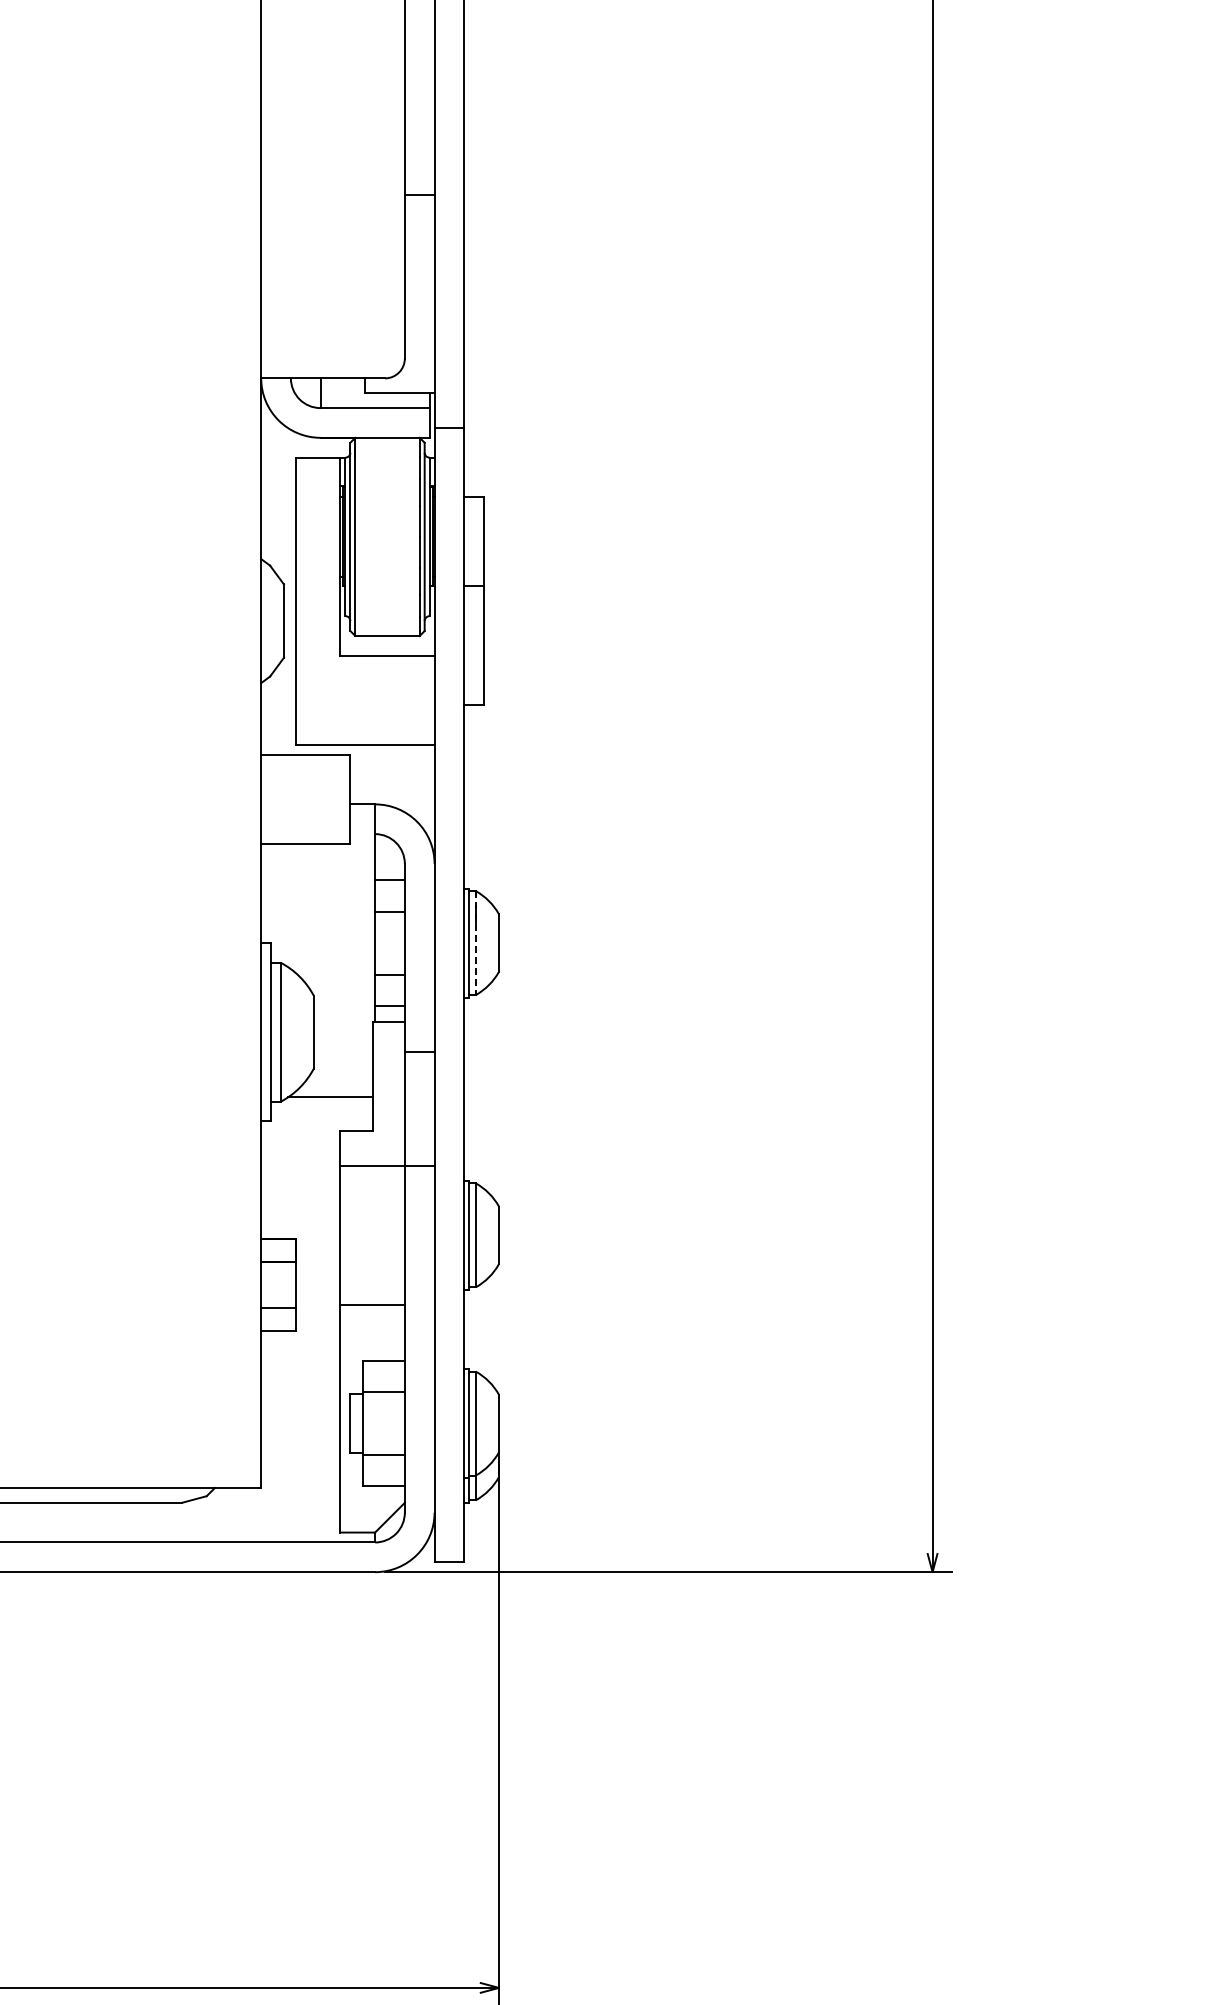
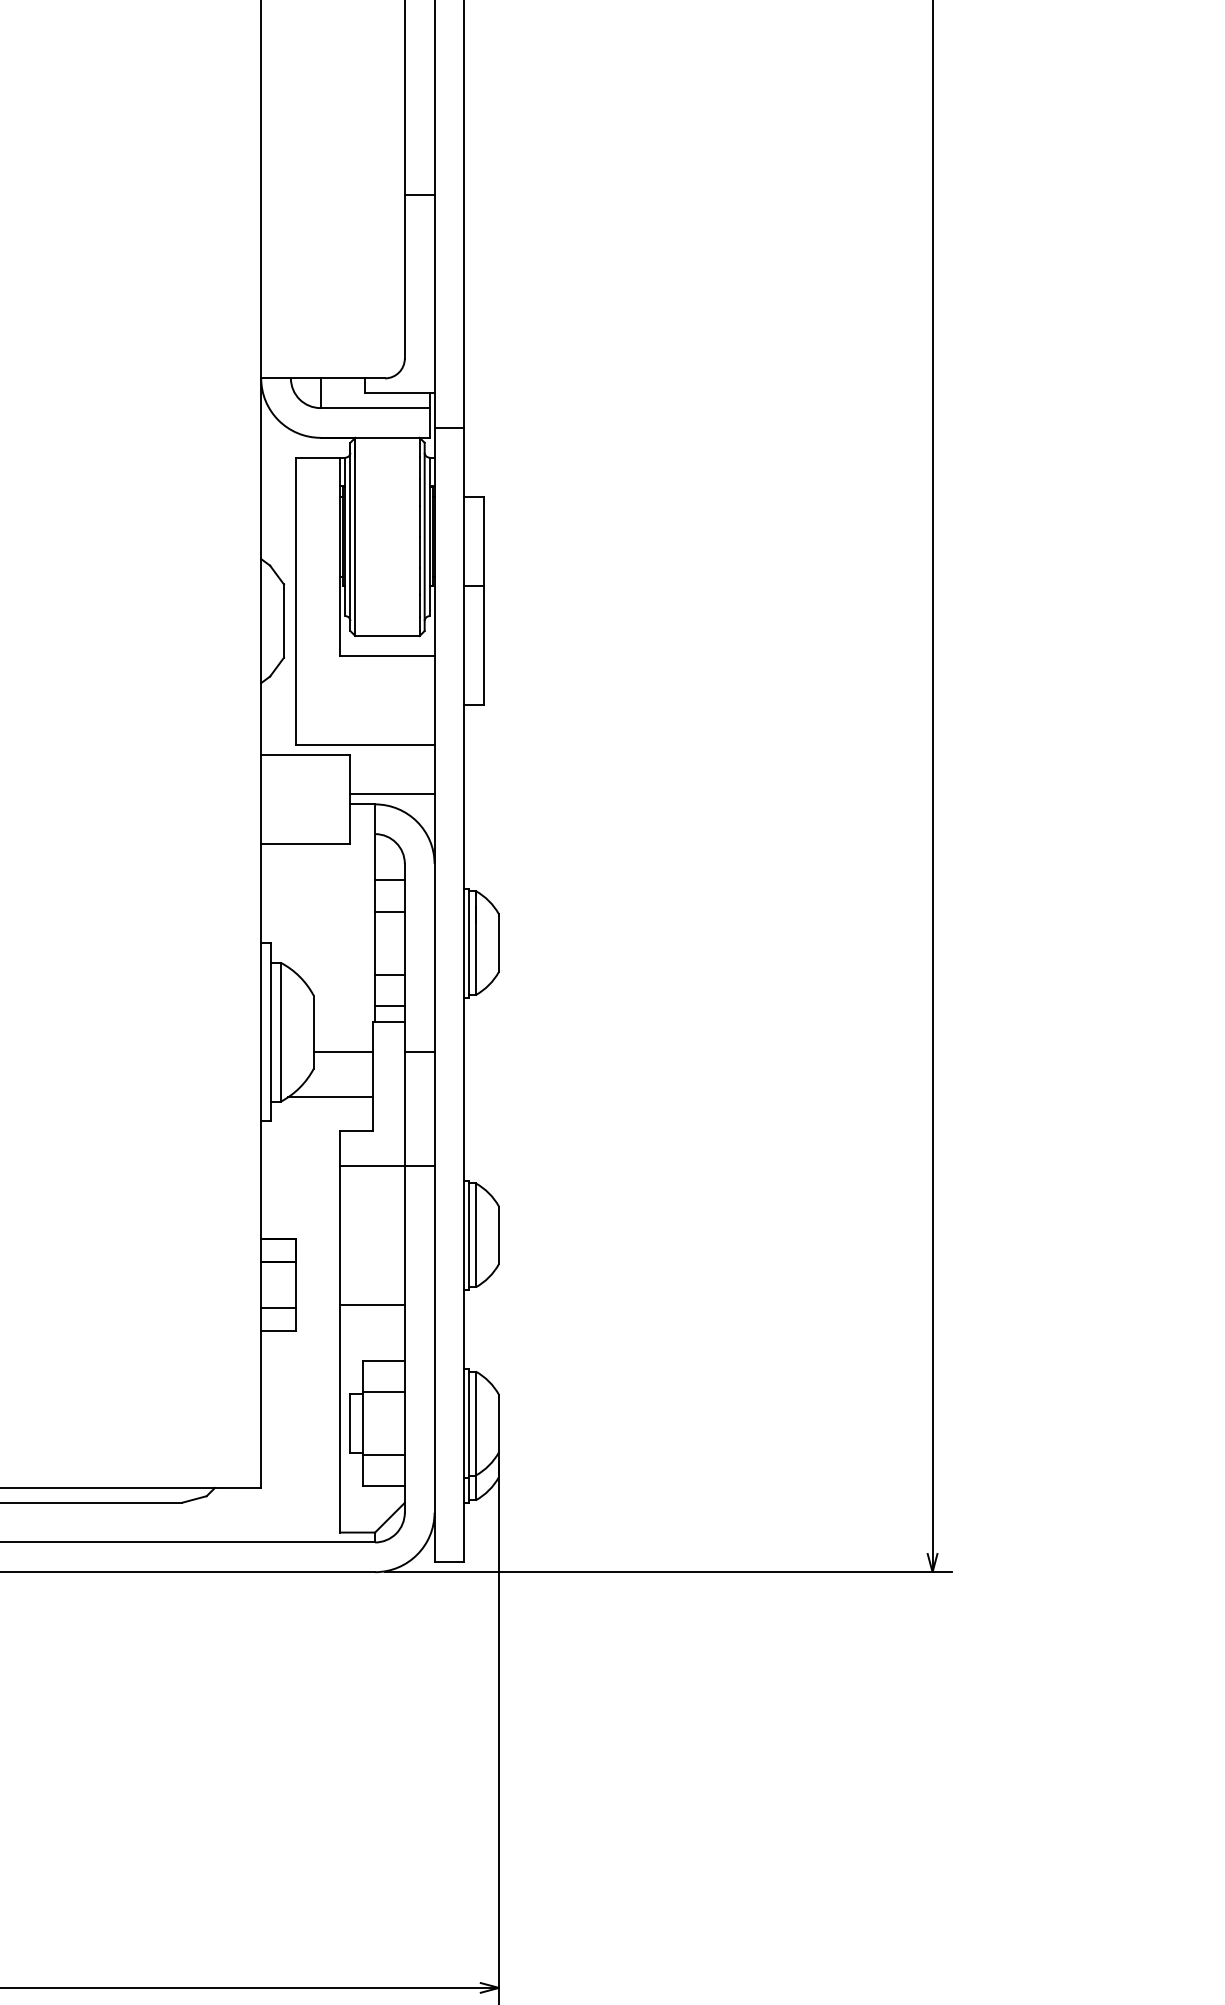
line: none -> present (392, 794)
line: dashed -> solid (475, 943)
line: none -> present (343, 1052)
